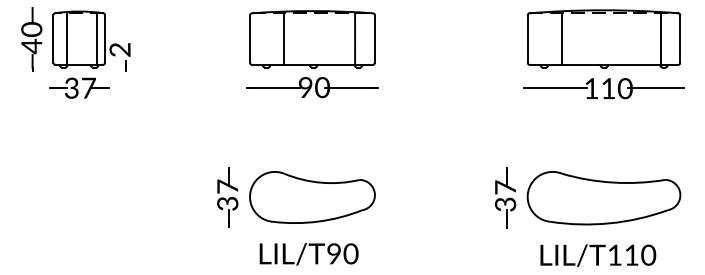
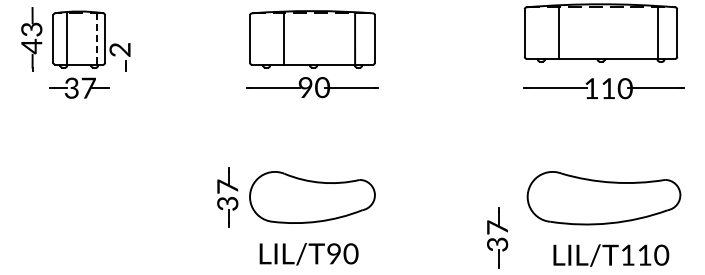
text: 40 -> 43 (31, 29)
part position: (604, 38) -> (601, 32) (601, 32)
line: solid -> dashed (97, 39)
part position: (505, 197) -> (497, 237) (497, 237)
text position: (598, 255) -> (611, 255) (611, 255)
